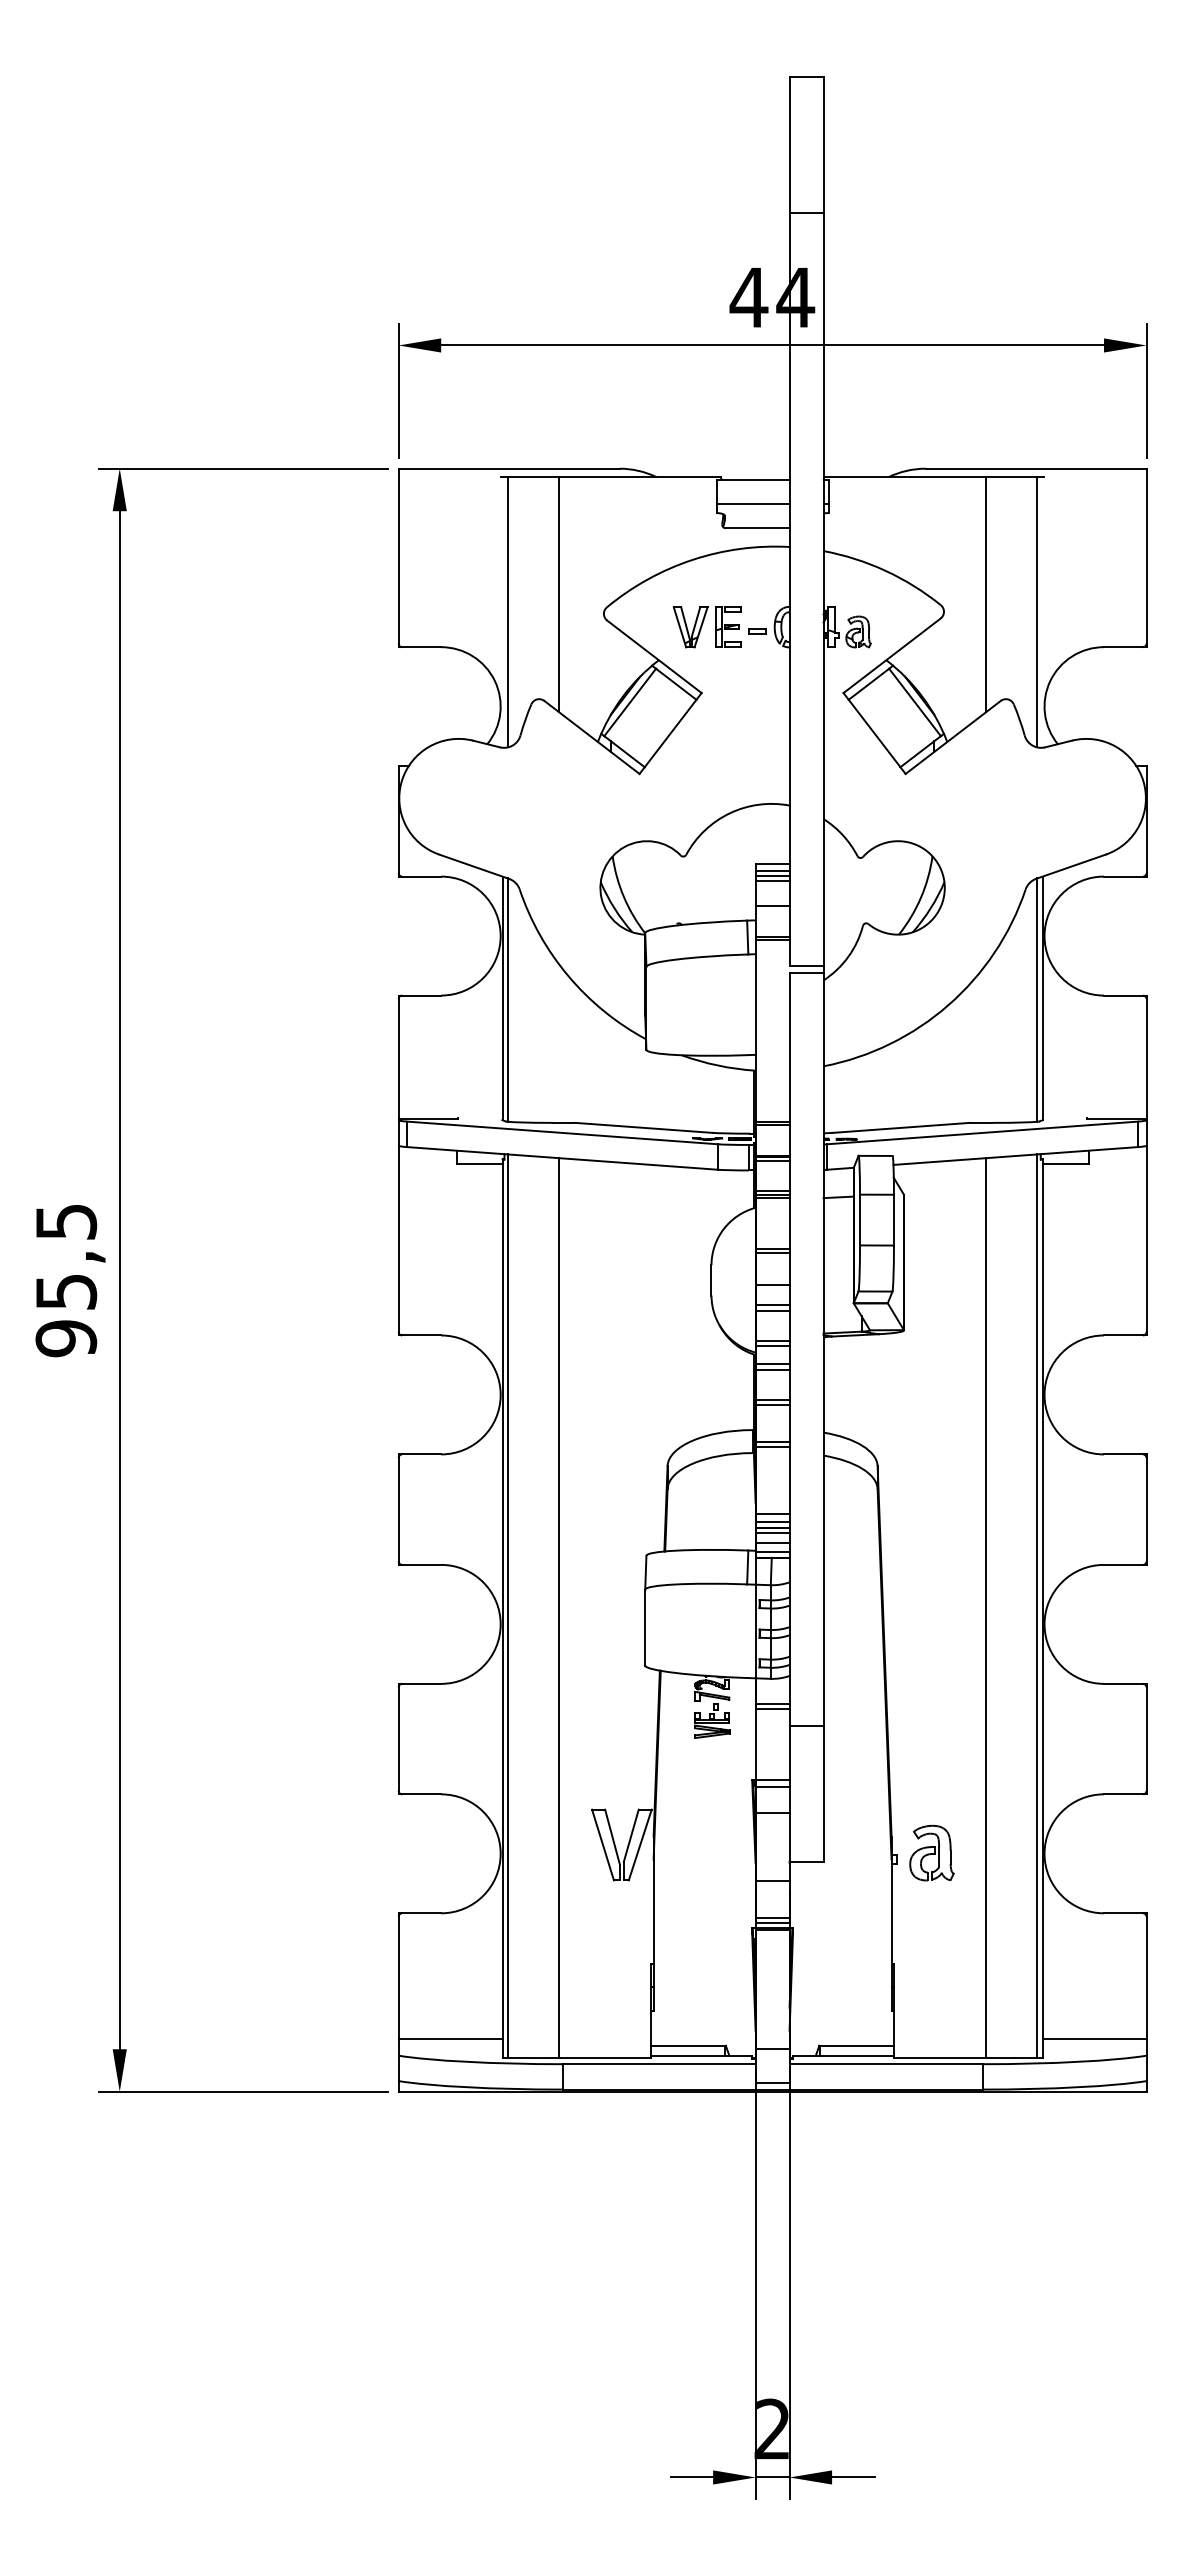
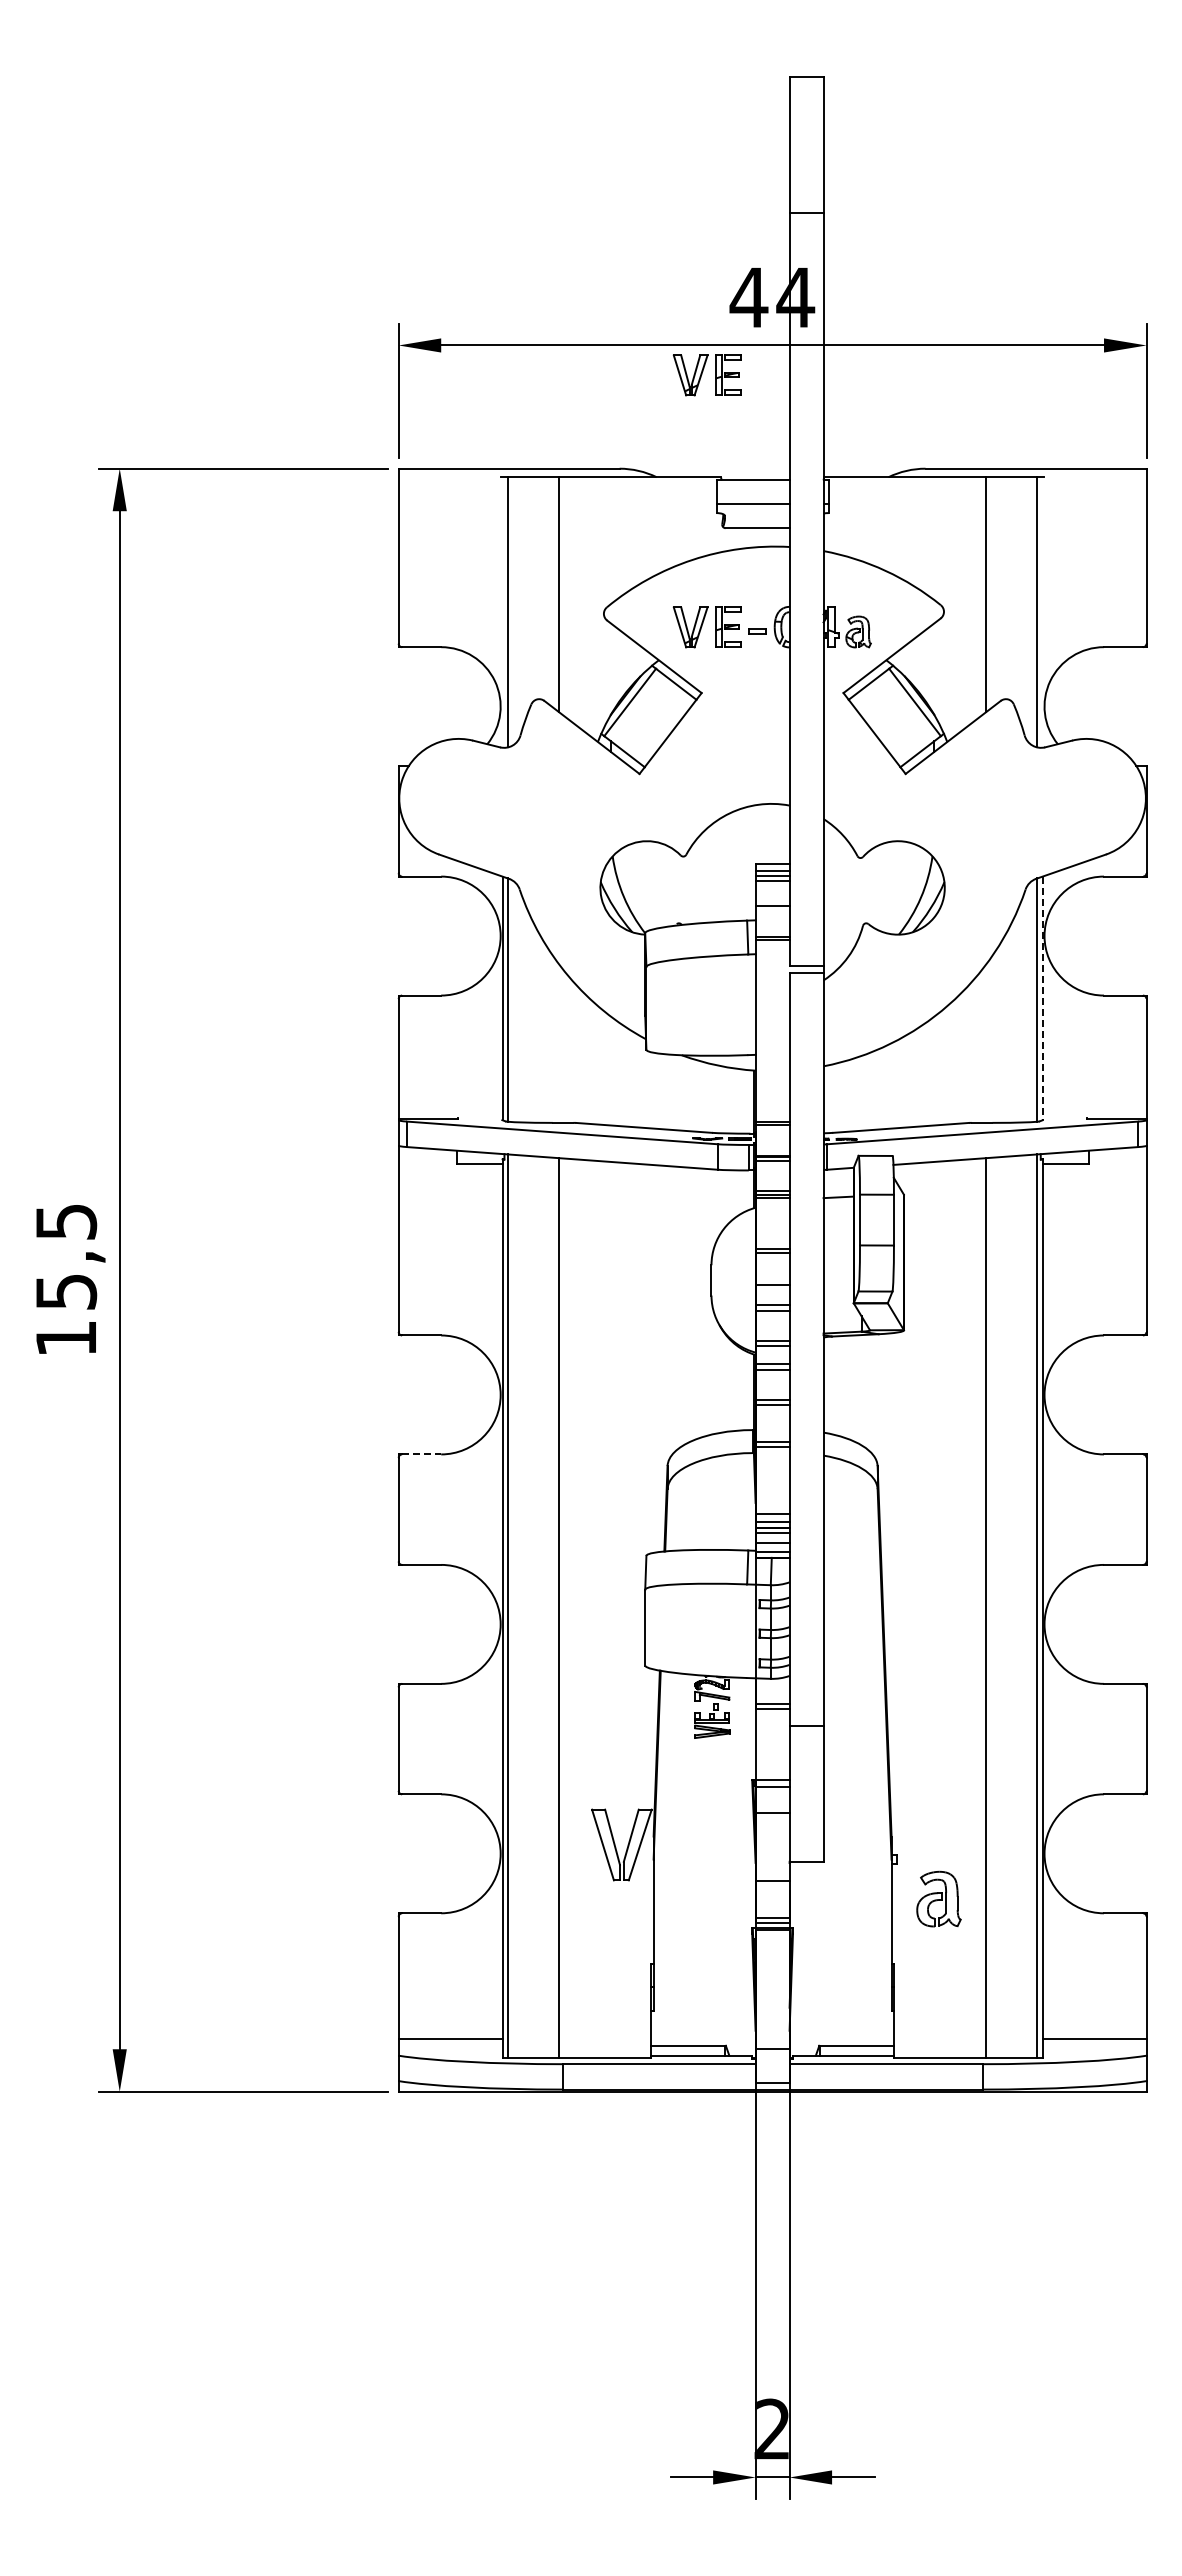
part: none -> present (706, 375)
line: solid -> dashed (1042, 998)
text: 95,5 -> 15,5 (66, 1338)
line: solid -> dashed (421, 1454)
part position: (931, 1852) -> (938, 1898) (938, 1898)
